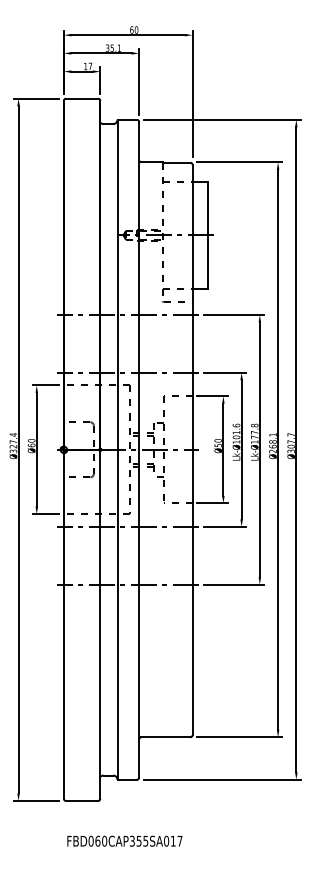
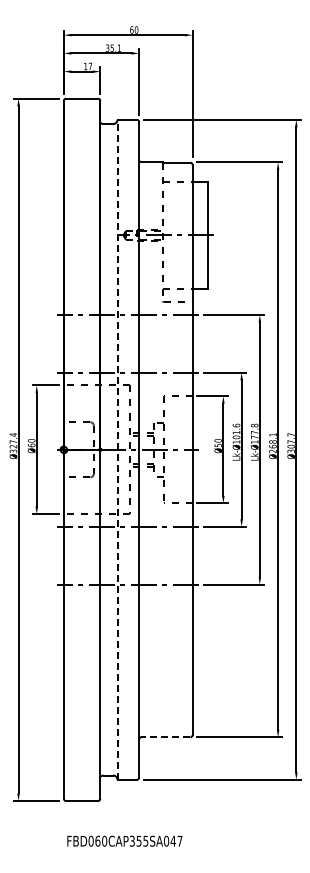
line: solid -> dashed (117, 449)
line: solid -> dashed (165, 737)
text: FBD060CAP355SA017 -> FBD060CAP355SA047 (173, 840)
